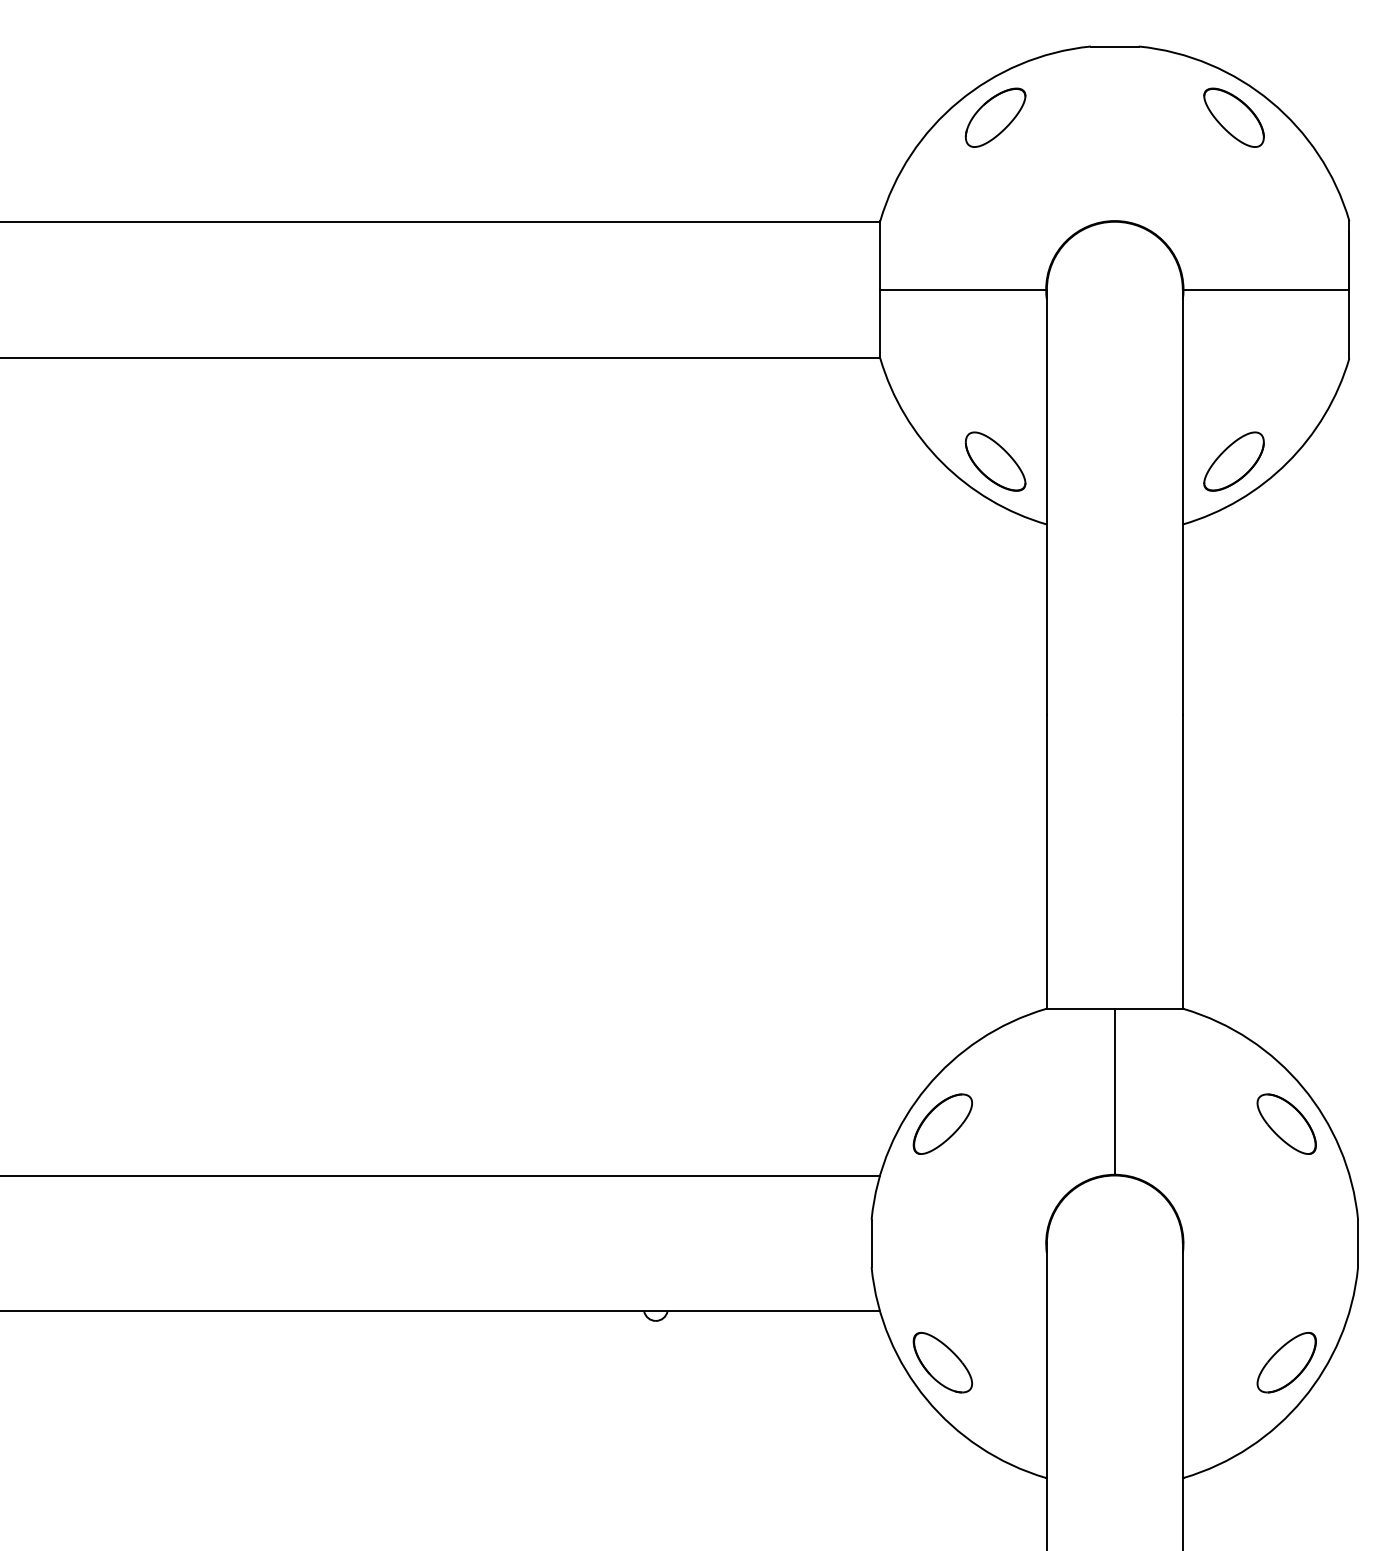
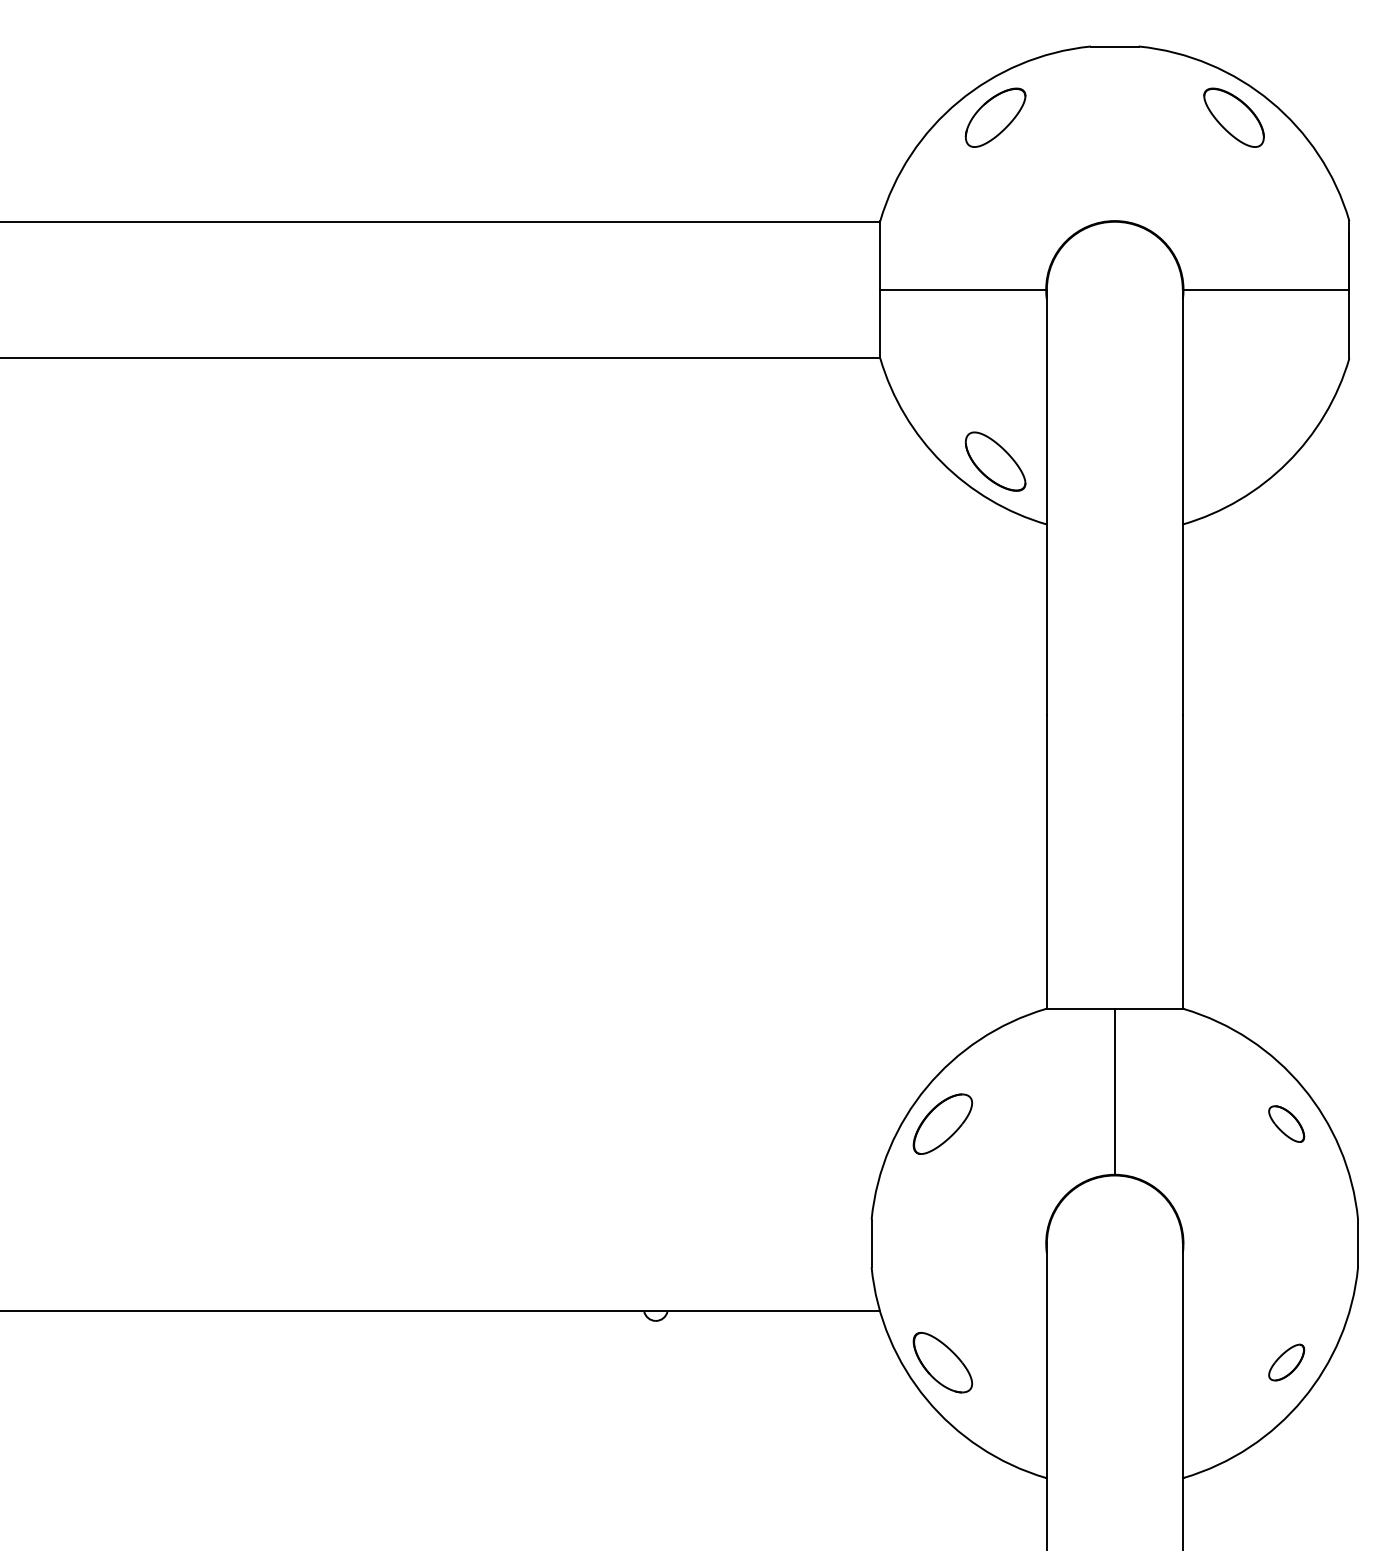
part: present -> none (1233, 461)
part size: 61x62 px -> 38x38 px (1286, 1123)
line: present -> none (441, 1175)
part size: 61x63 px -> 38x39 px (1286, 1362)
